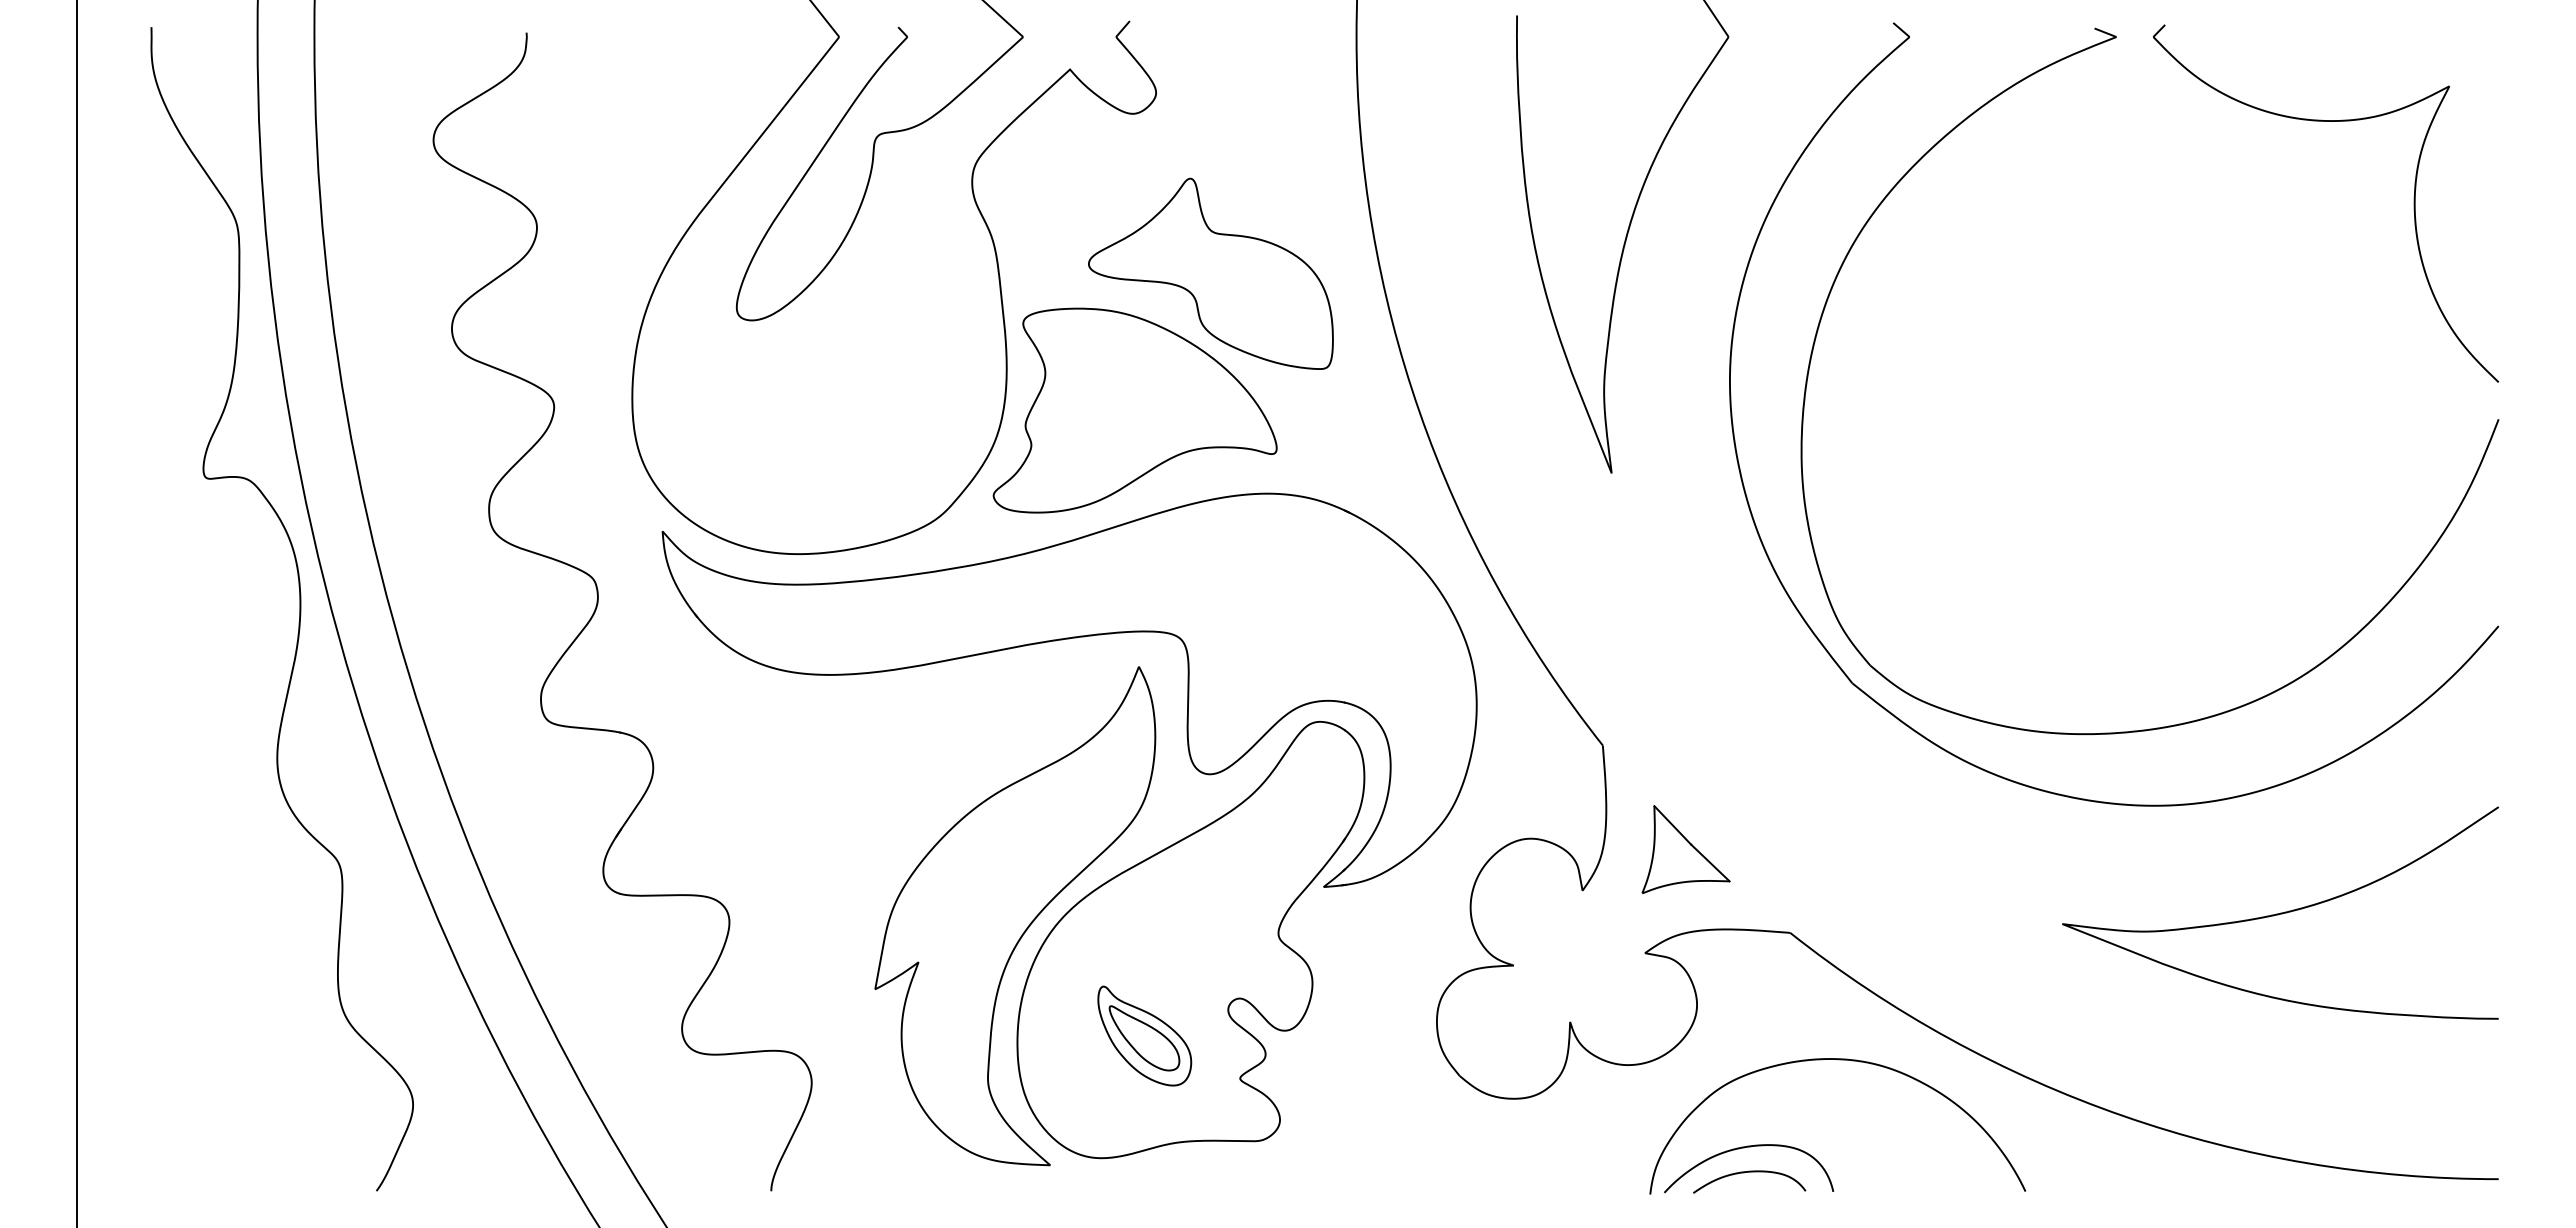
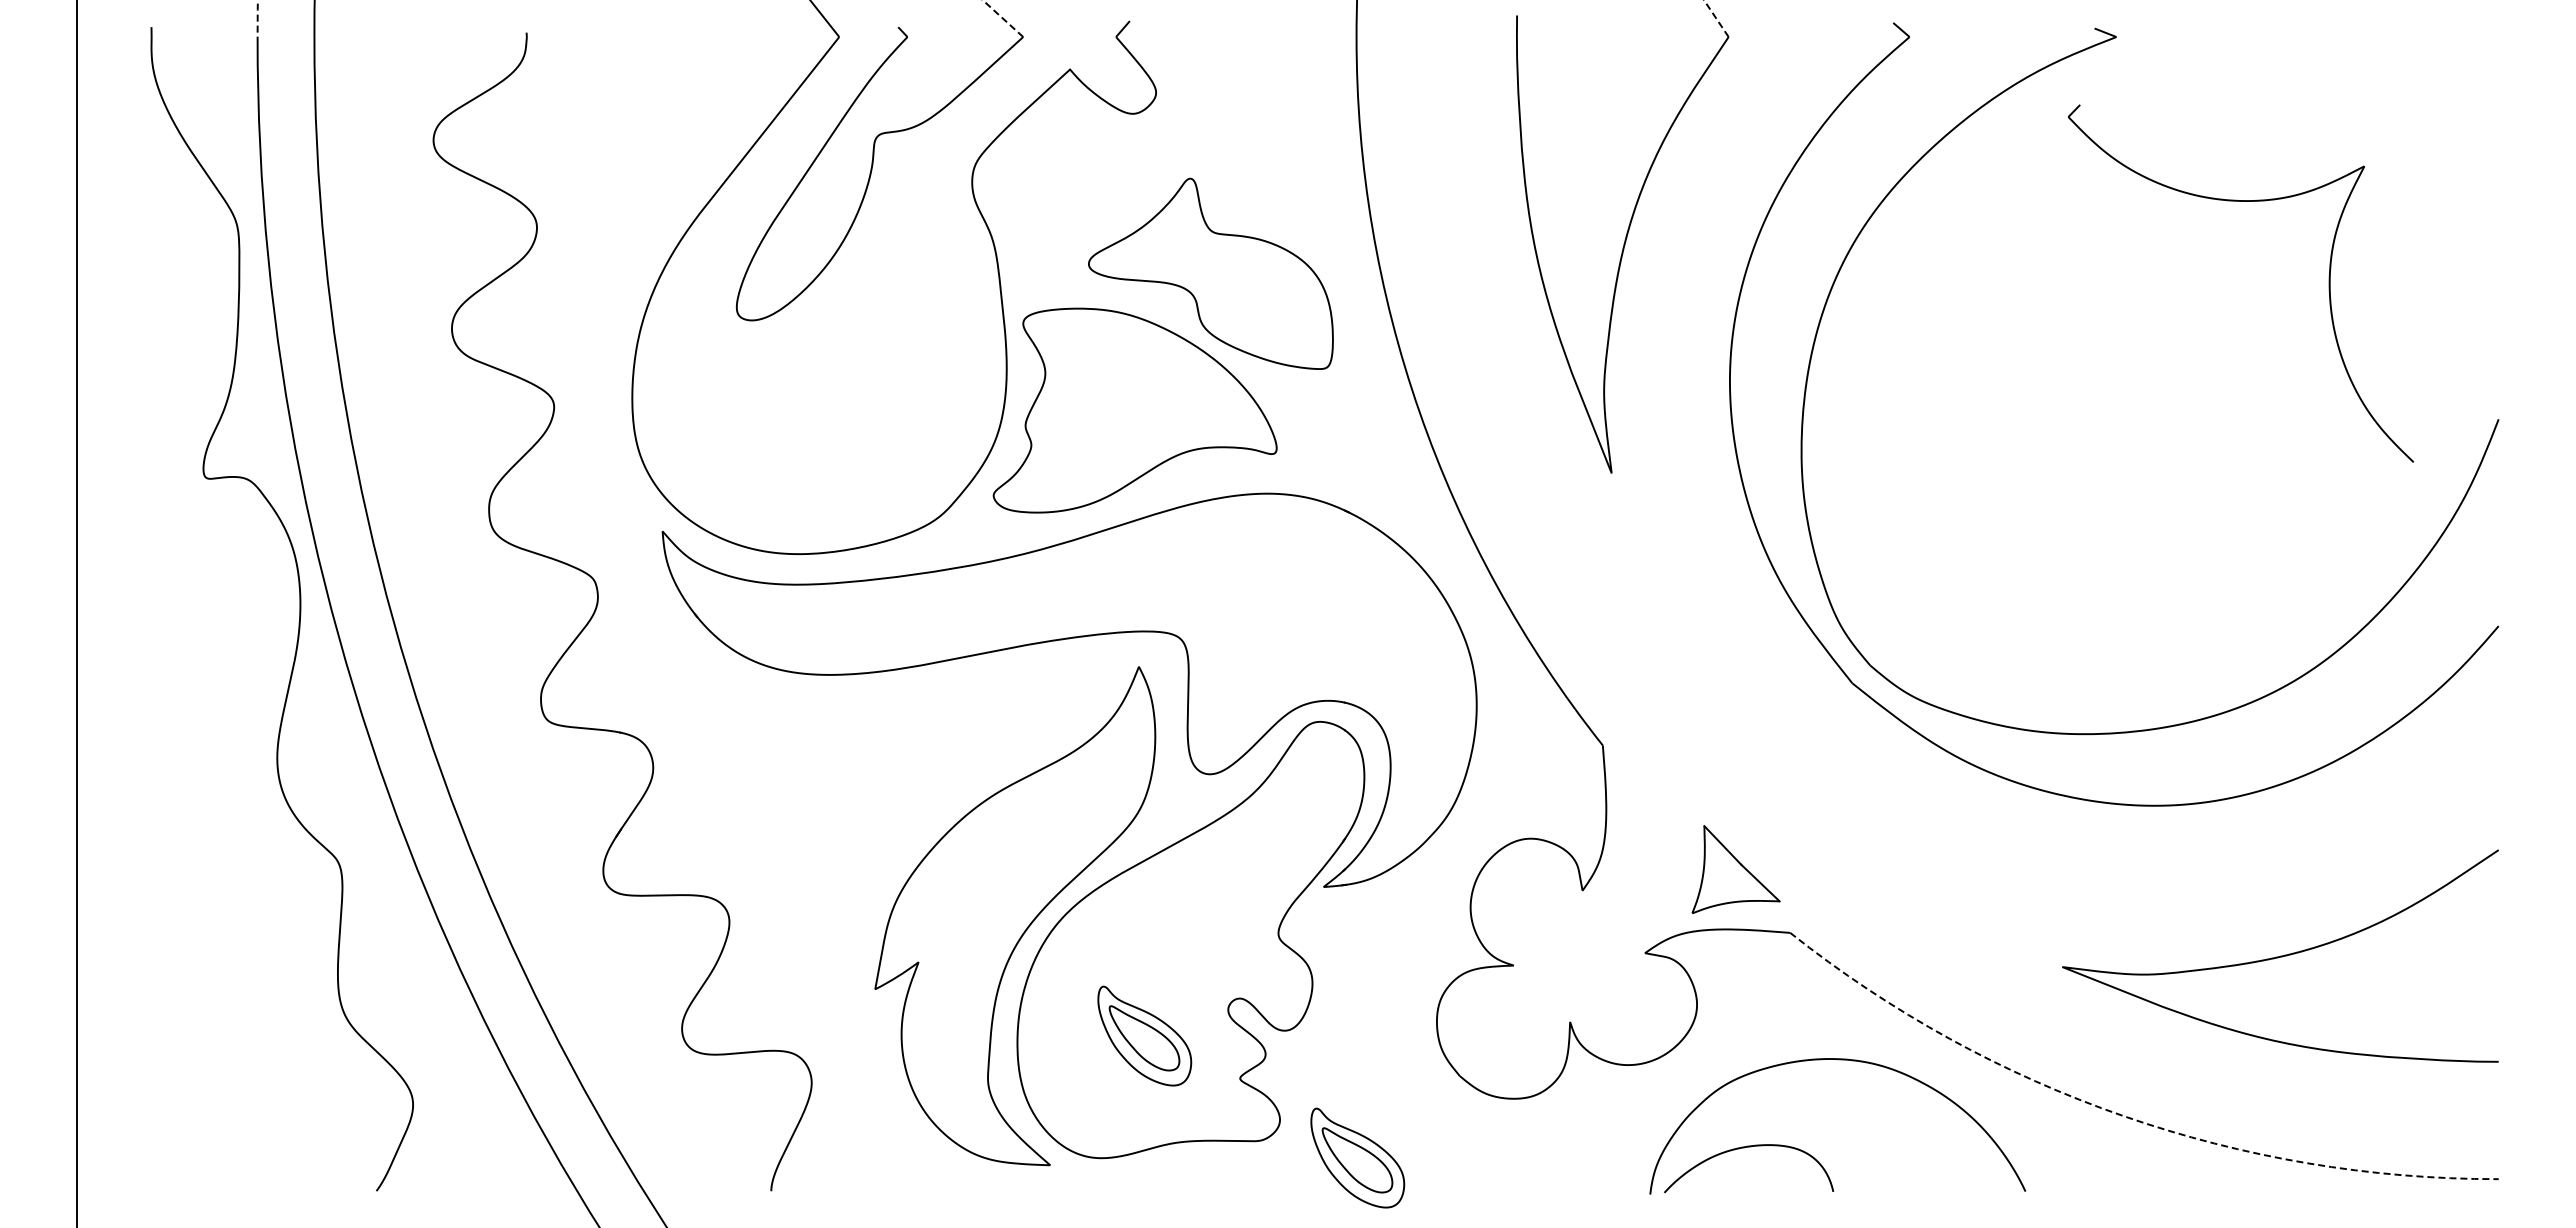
arc: solid -> dashed (257, 18)
line: solid -> dashed (1002, 18)
line: solid -> dashed (1716, 18)
part position: (2326, 121) -> (2241, 201) (2241, 201)
part position: (1685, 849) -> (1735, 869) (1735, 869)
curve position: (2280, 912) -> (2280, 955) (2280, 955)
arc: solid -> dashed (2123, 1116)
part: none -> present (1357, 1157)
curve: present -> none (1749, 1172)
